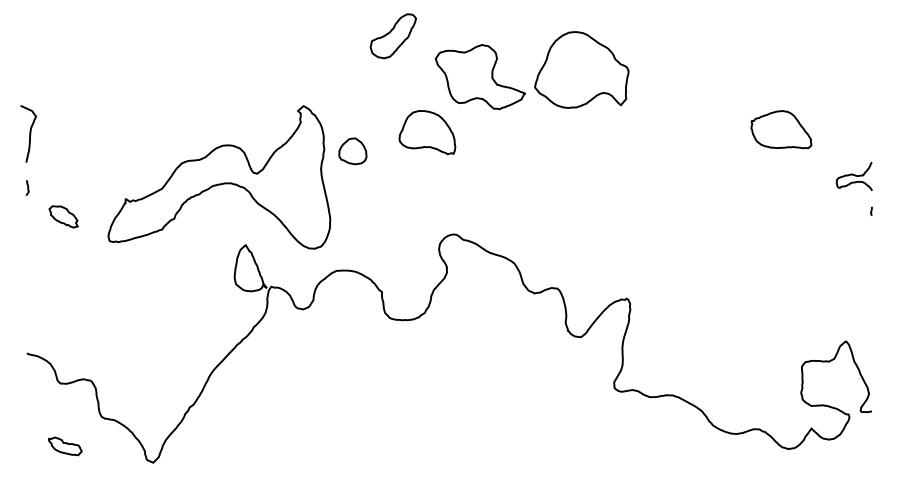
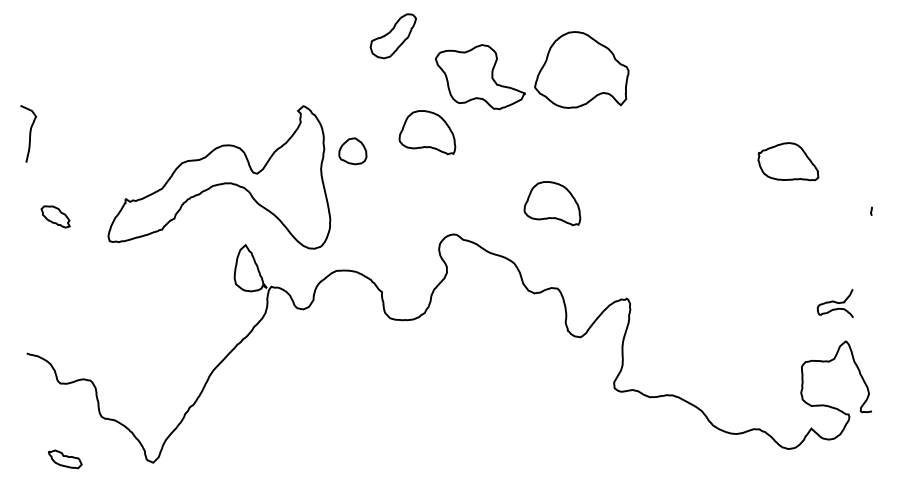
part position: (781, 129) -> (788, 161) (788, 161)
curve position: (853, 175) -> (834, 302) (834, 302)
curve: present -> none (27, 187)
part: none -> present (552, 203)
part position: (63, 216) -> (55, 216) (55, 216)
part position: (65, 446) -> (65, 459) (65, 459)
